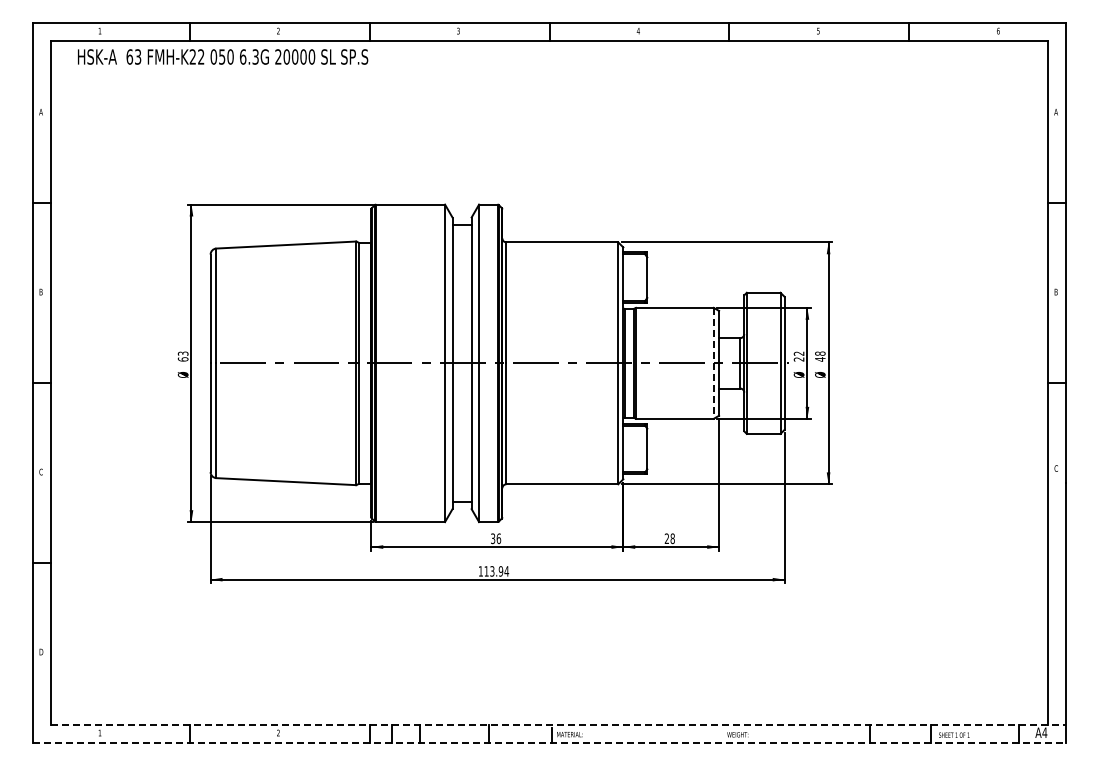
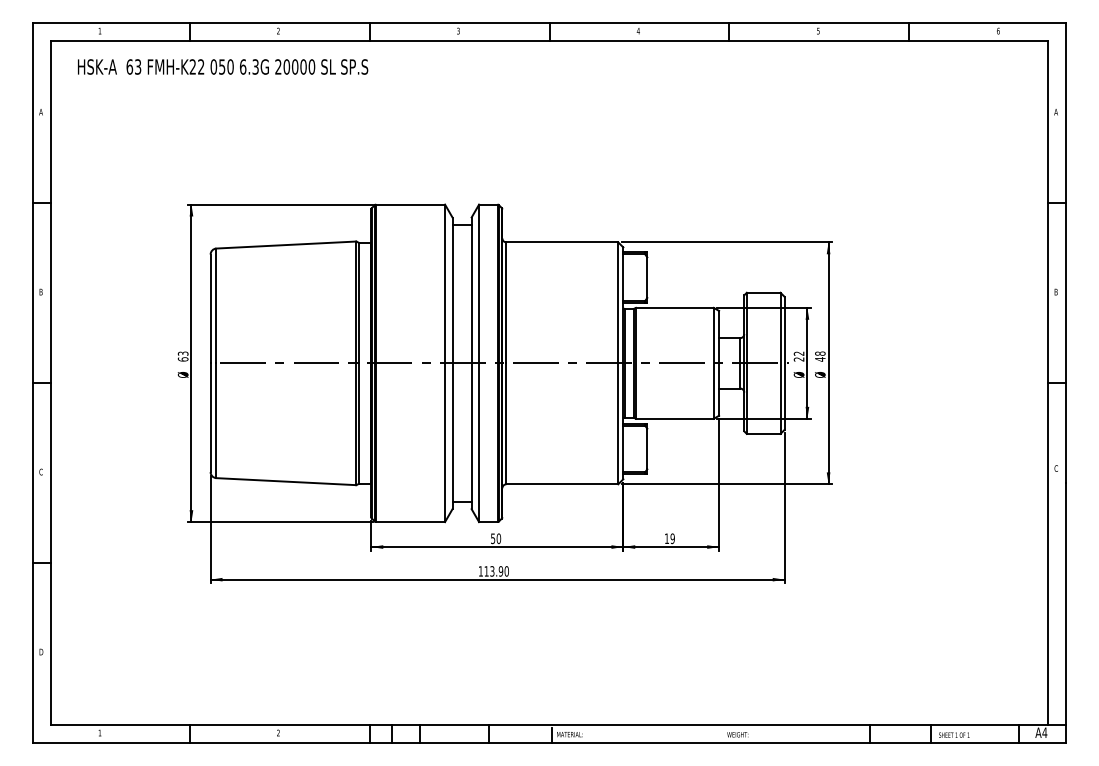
text position: (223, 56) -> (223, 66) (223, 66)
line: dashed -> solid (713, 363)
text: 36 -> 50 (496, 538)
text: 28 -> 19 (669, 538)
text: 113.94 -> 113.90 (506, 571)
line: dashed -> solid (558, 724)
line: dashed -> solid (549, 742)
